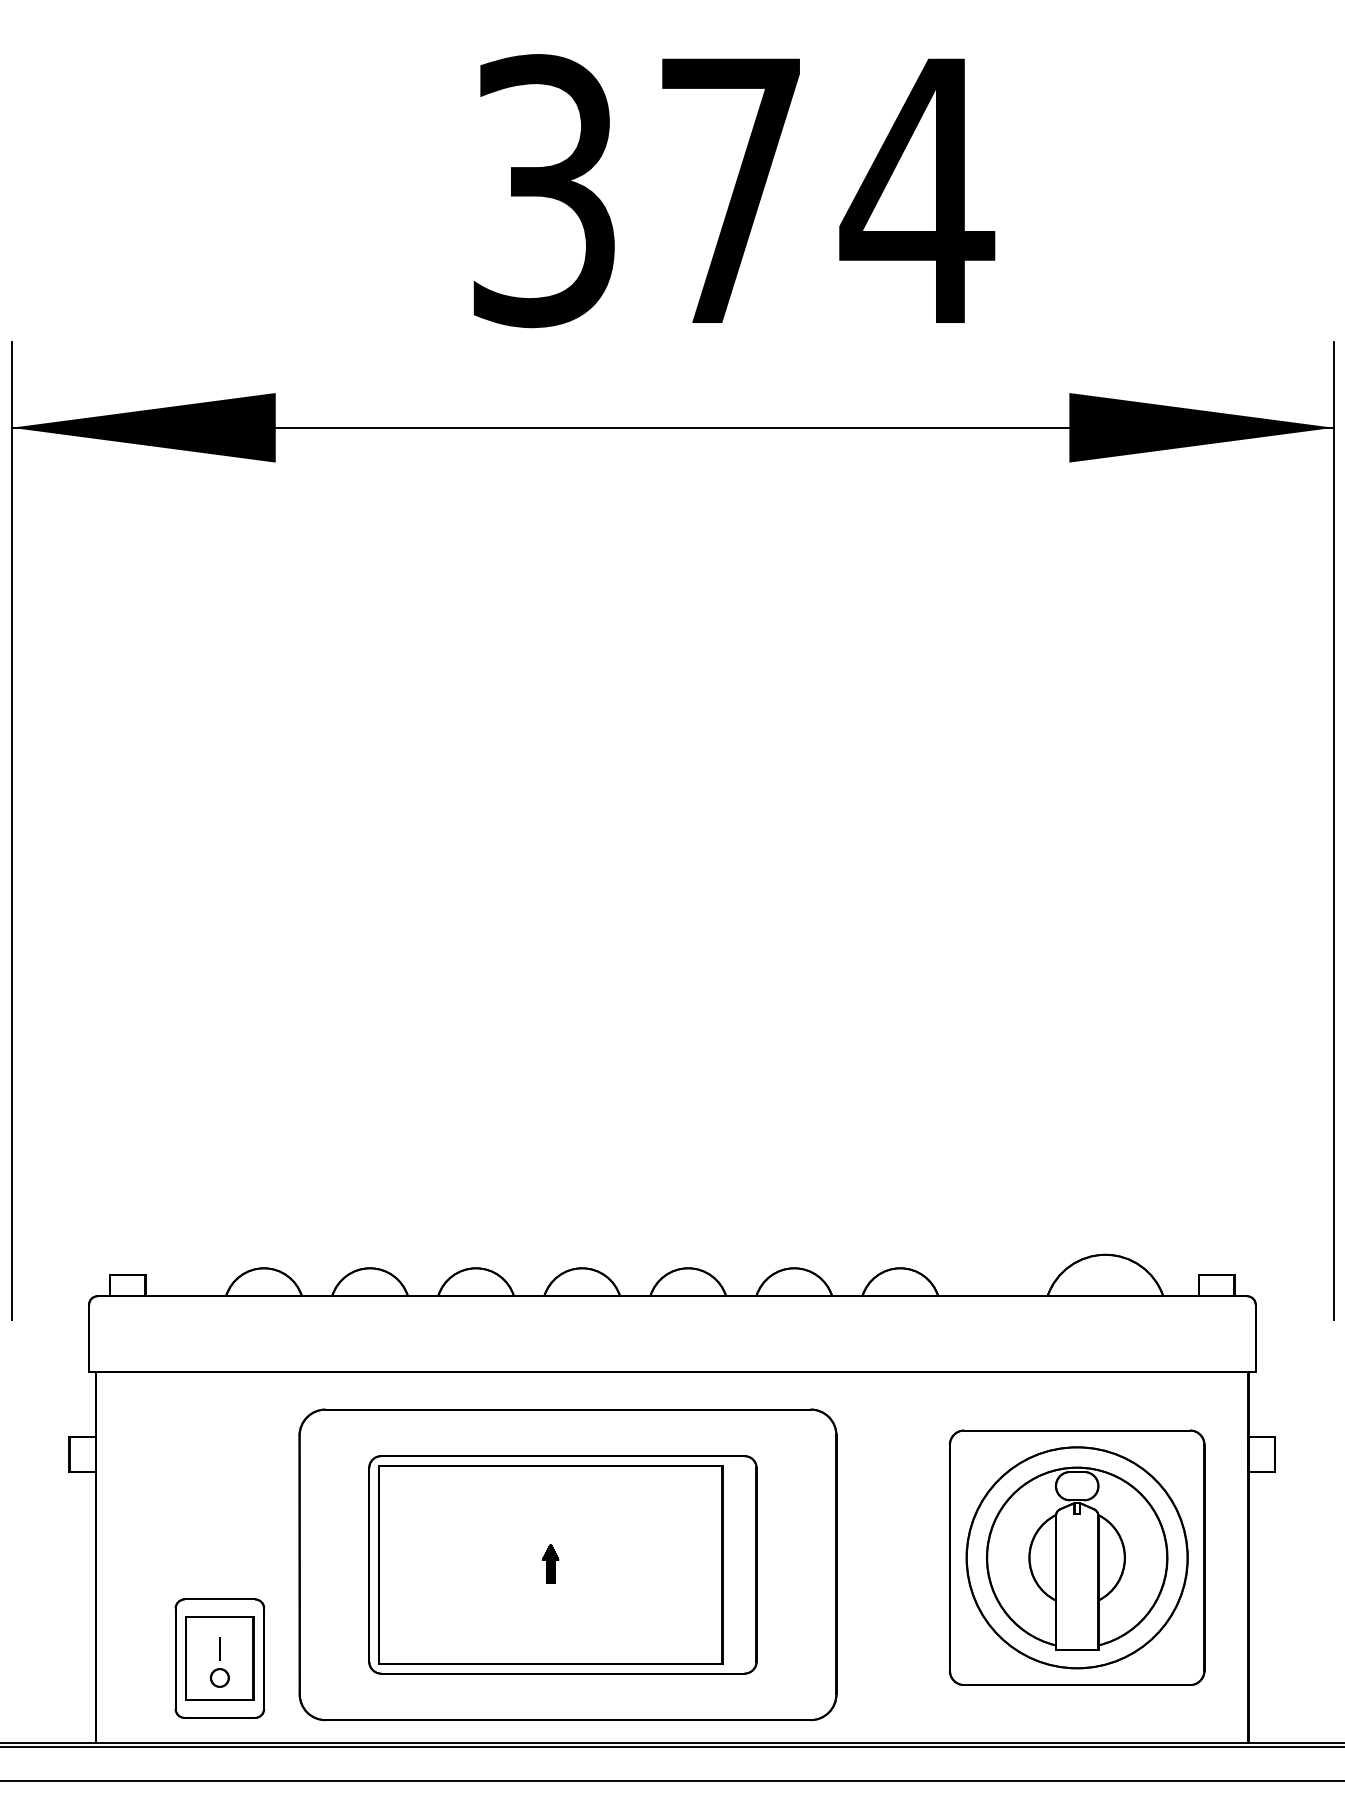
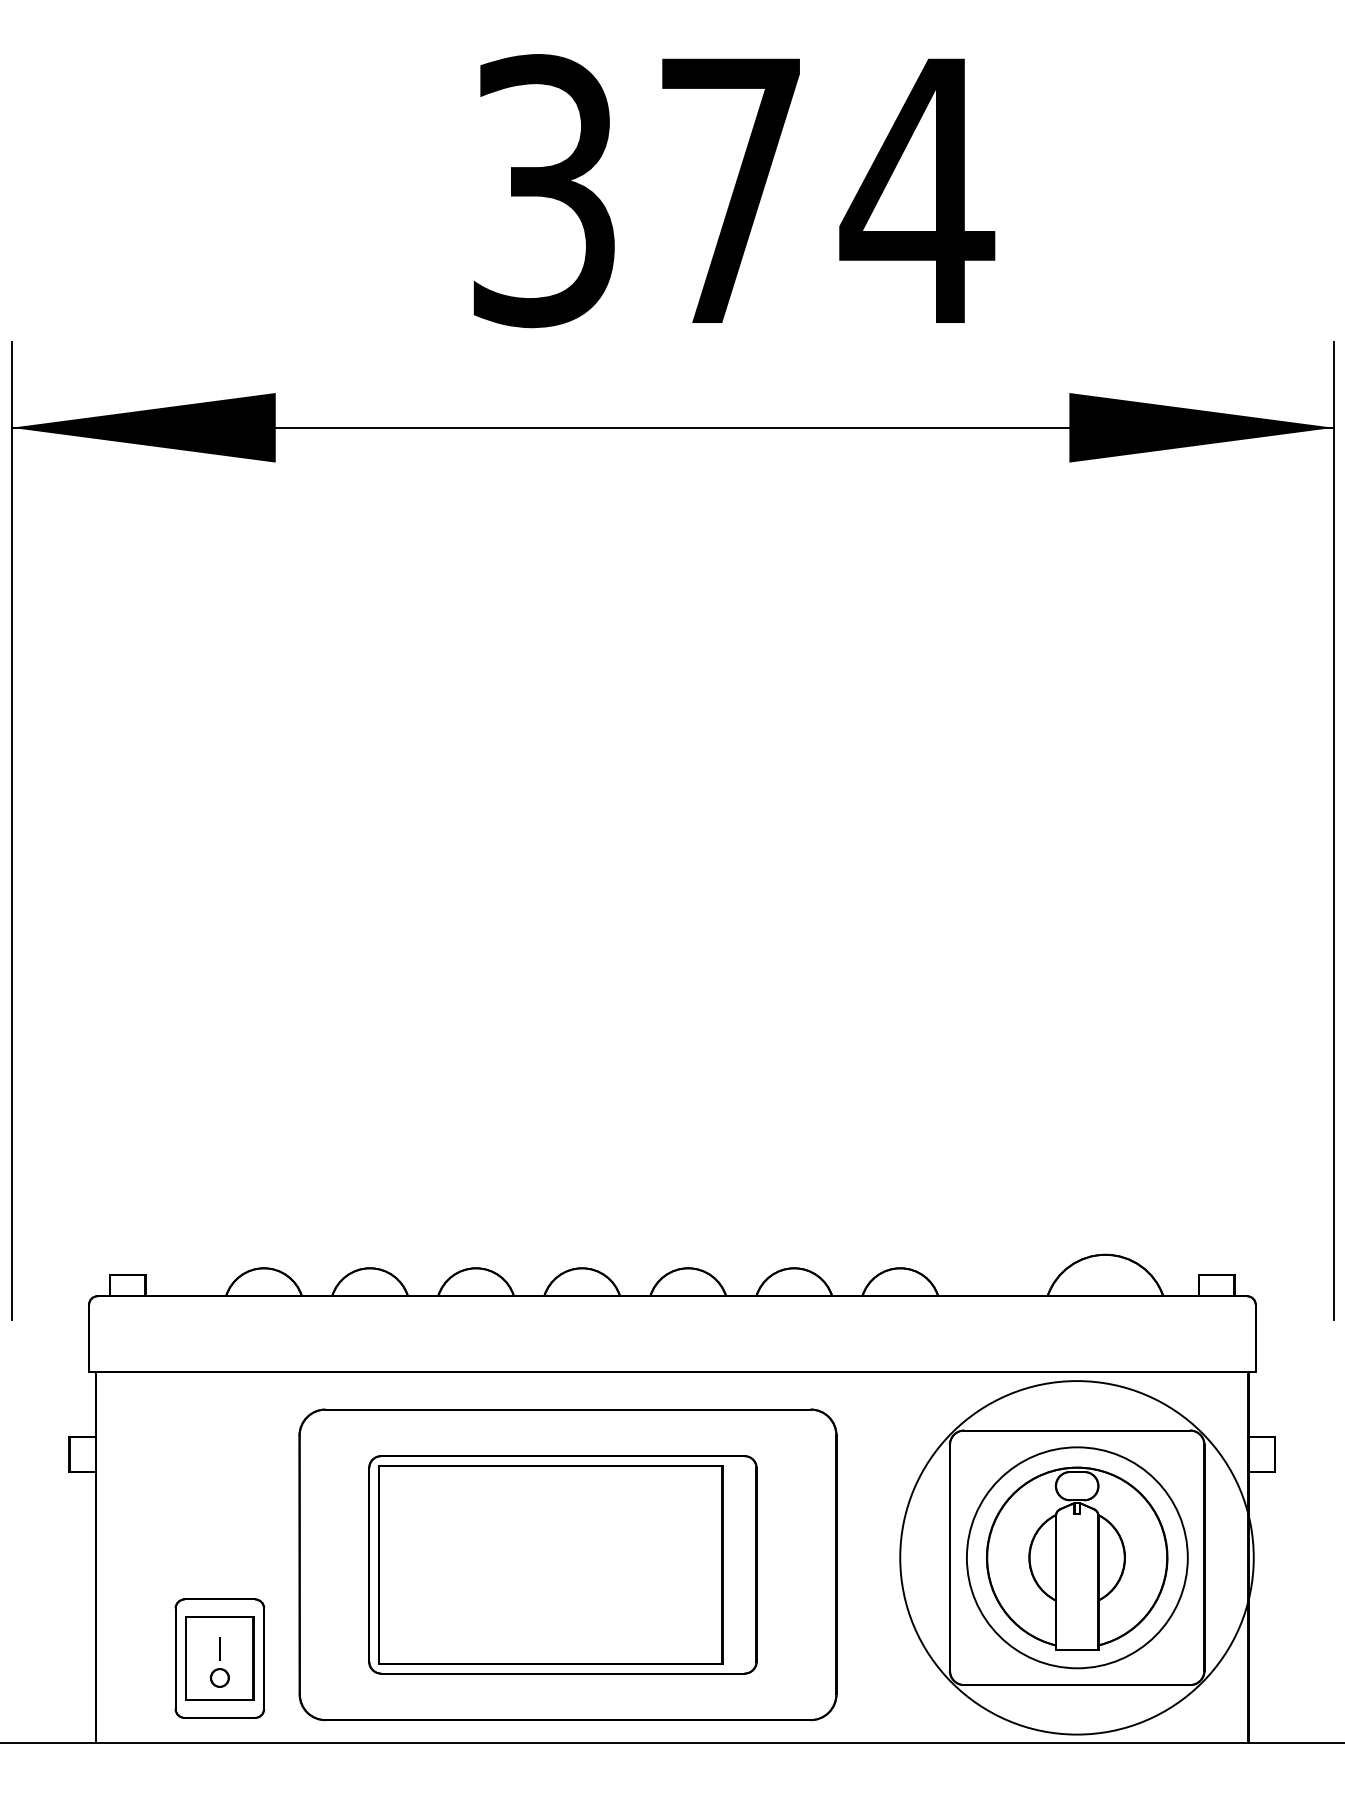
circle diameter: 221 px -> 354 px (1076, 1557)
part: present -> none (550, 1563)
line: present -> none (671, 1746)
line: present -> none (671, 1780)
